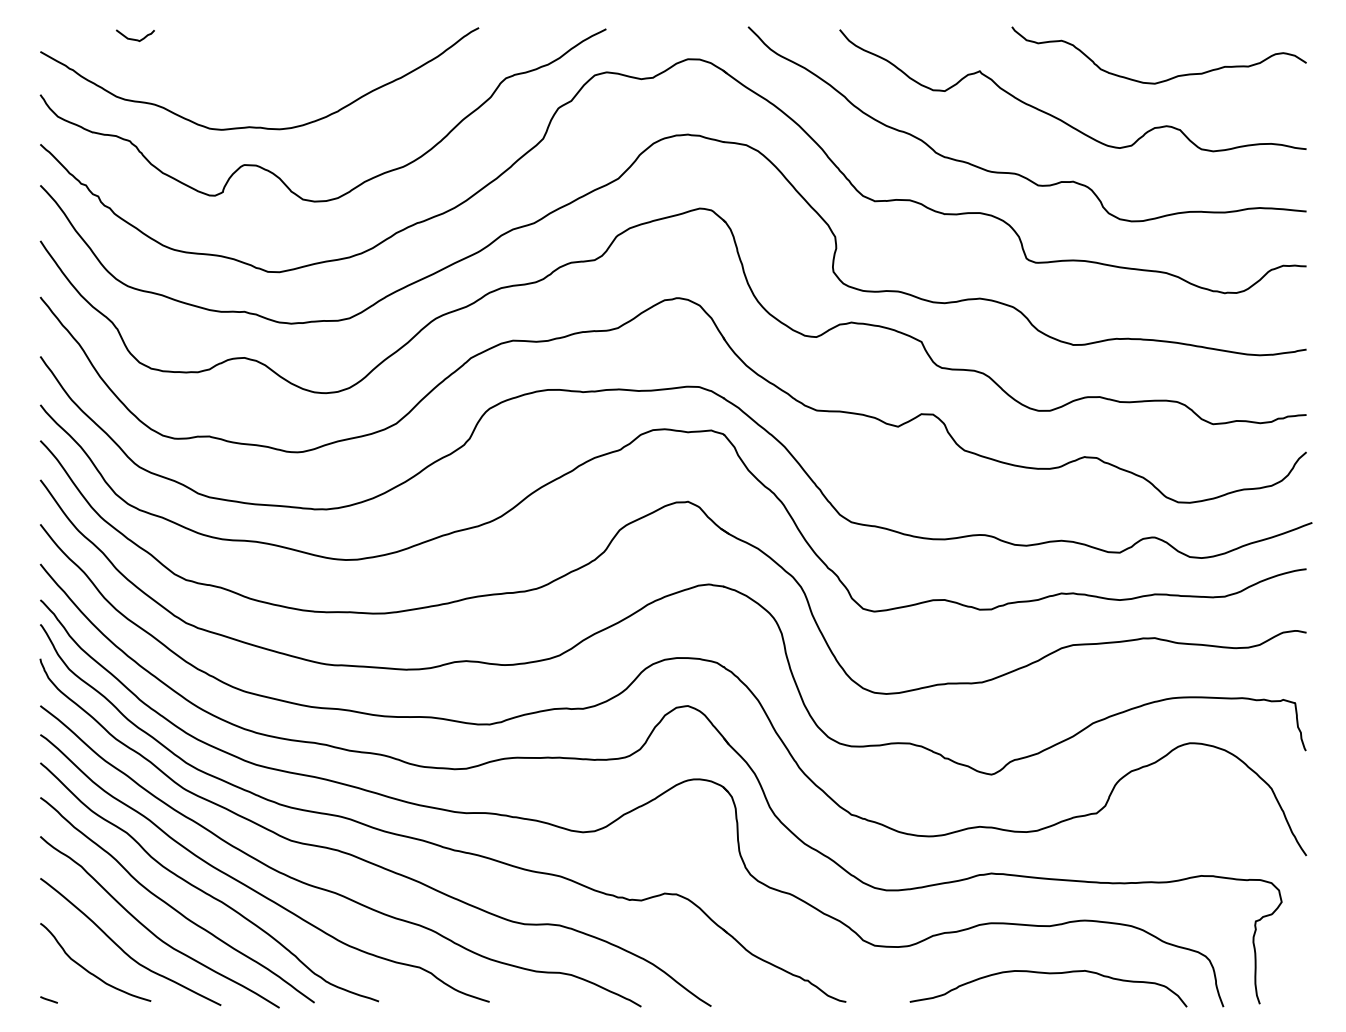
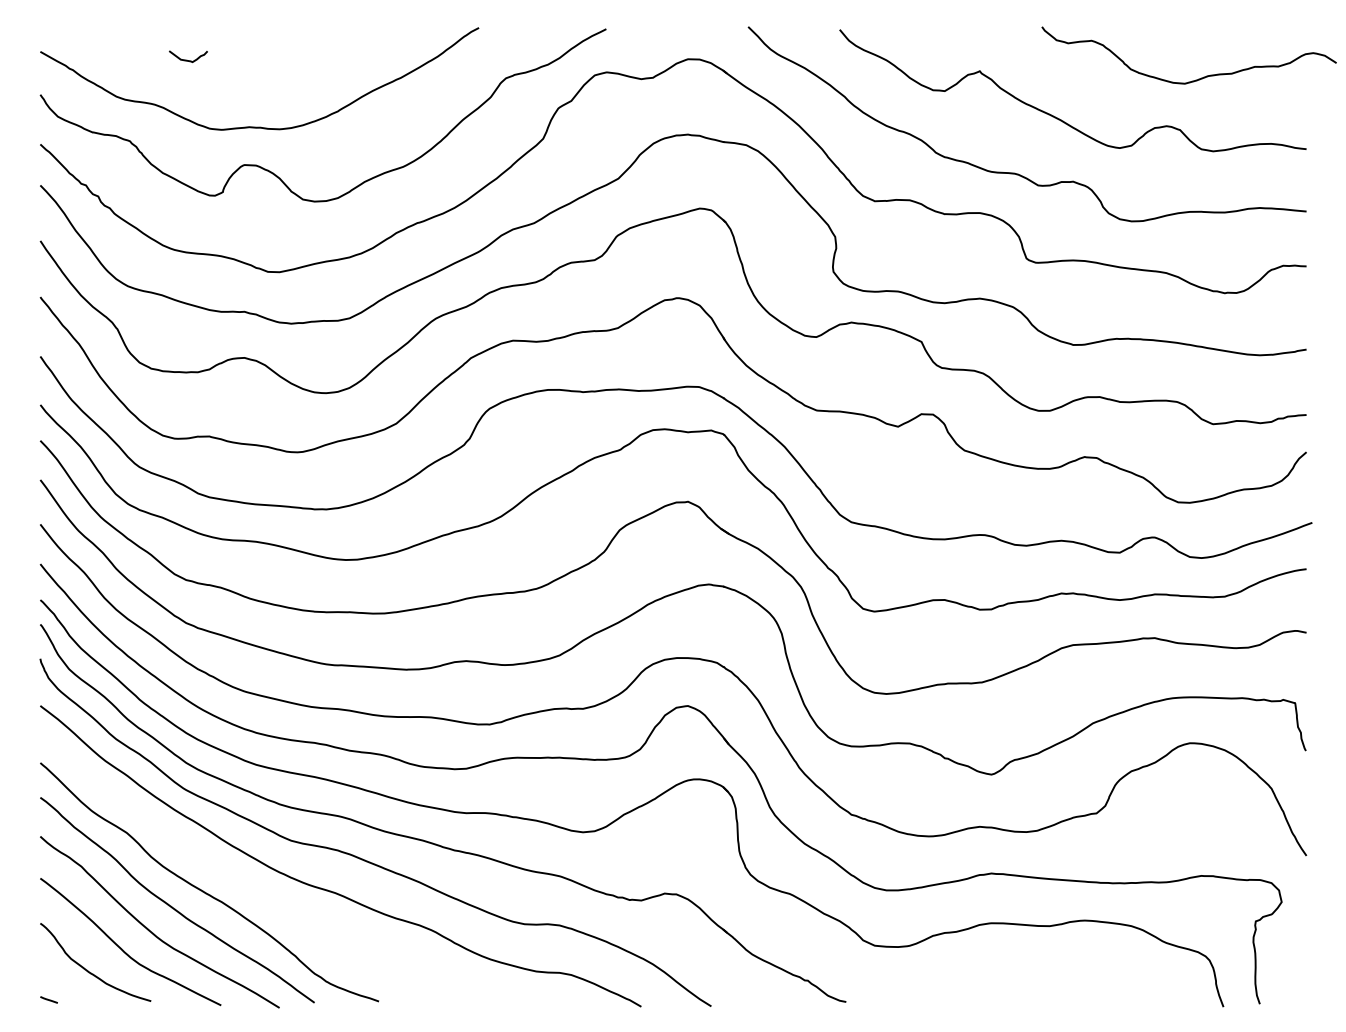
curve position: (134, 38) -> (187, 59) (187, 59)
curve position: (1165, 79) -> (1195, 79) (1195, 79)
curve: present -> none (251, 887)
curve: present -> none (1048, 974)
